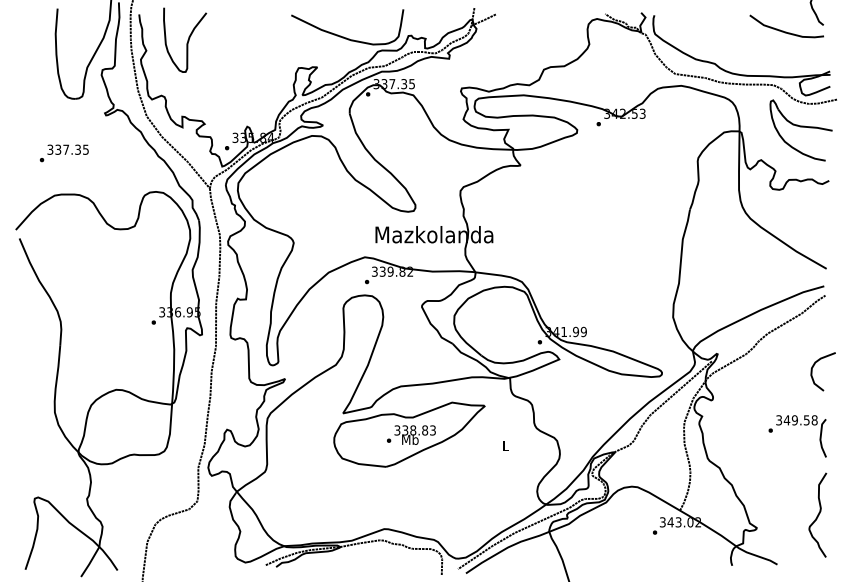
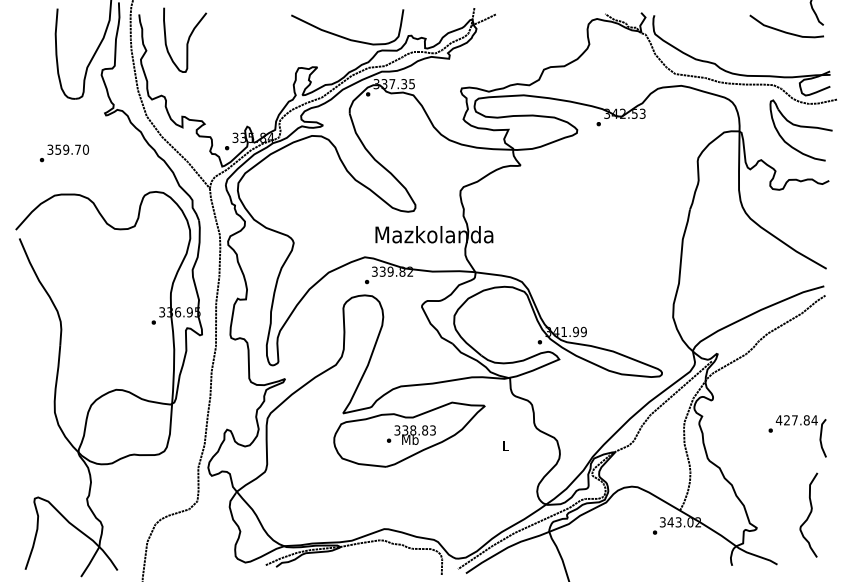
text: 337.35 -> 359.70 (72, 149)
curve: present -> none (813, 367)
text: 349.58 -> 427.84 (796, 420)
curve position: (817, 514) -> (808, 514) (808, 514)
